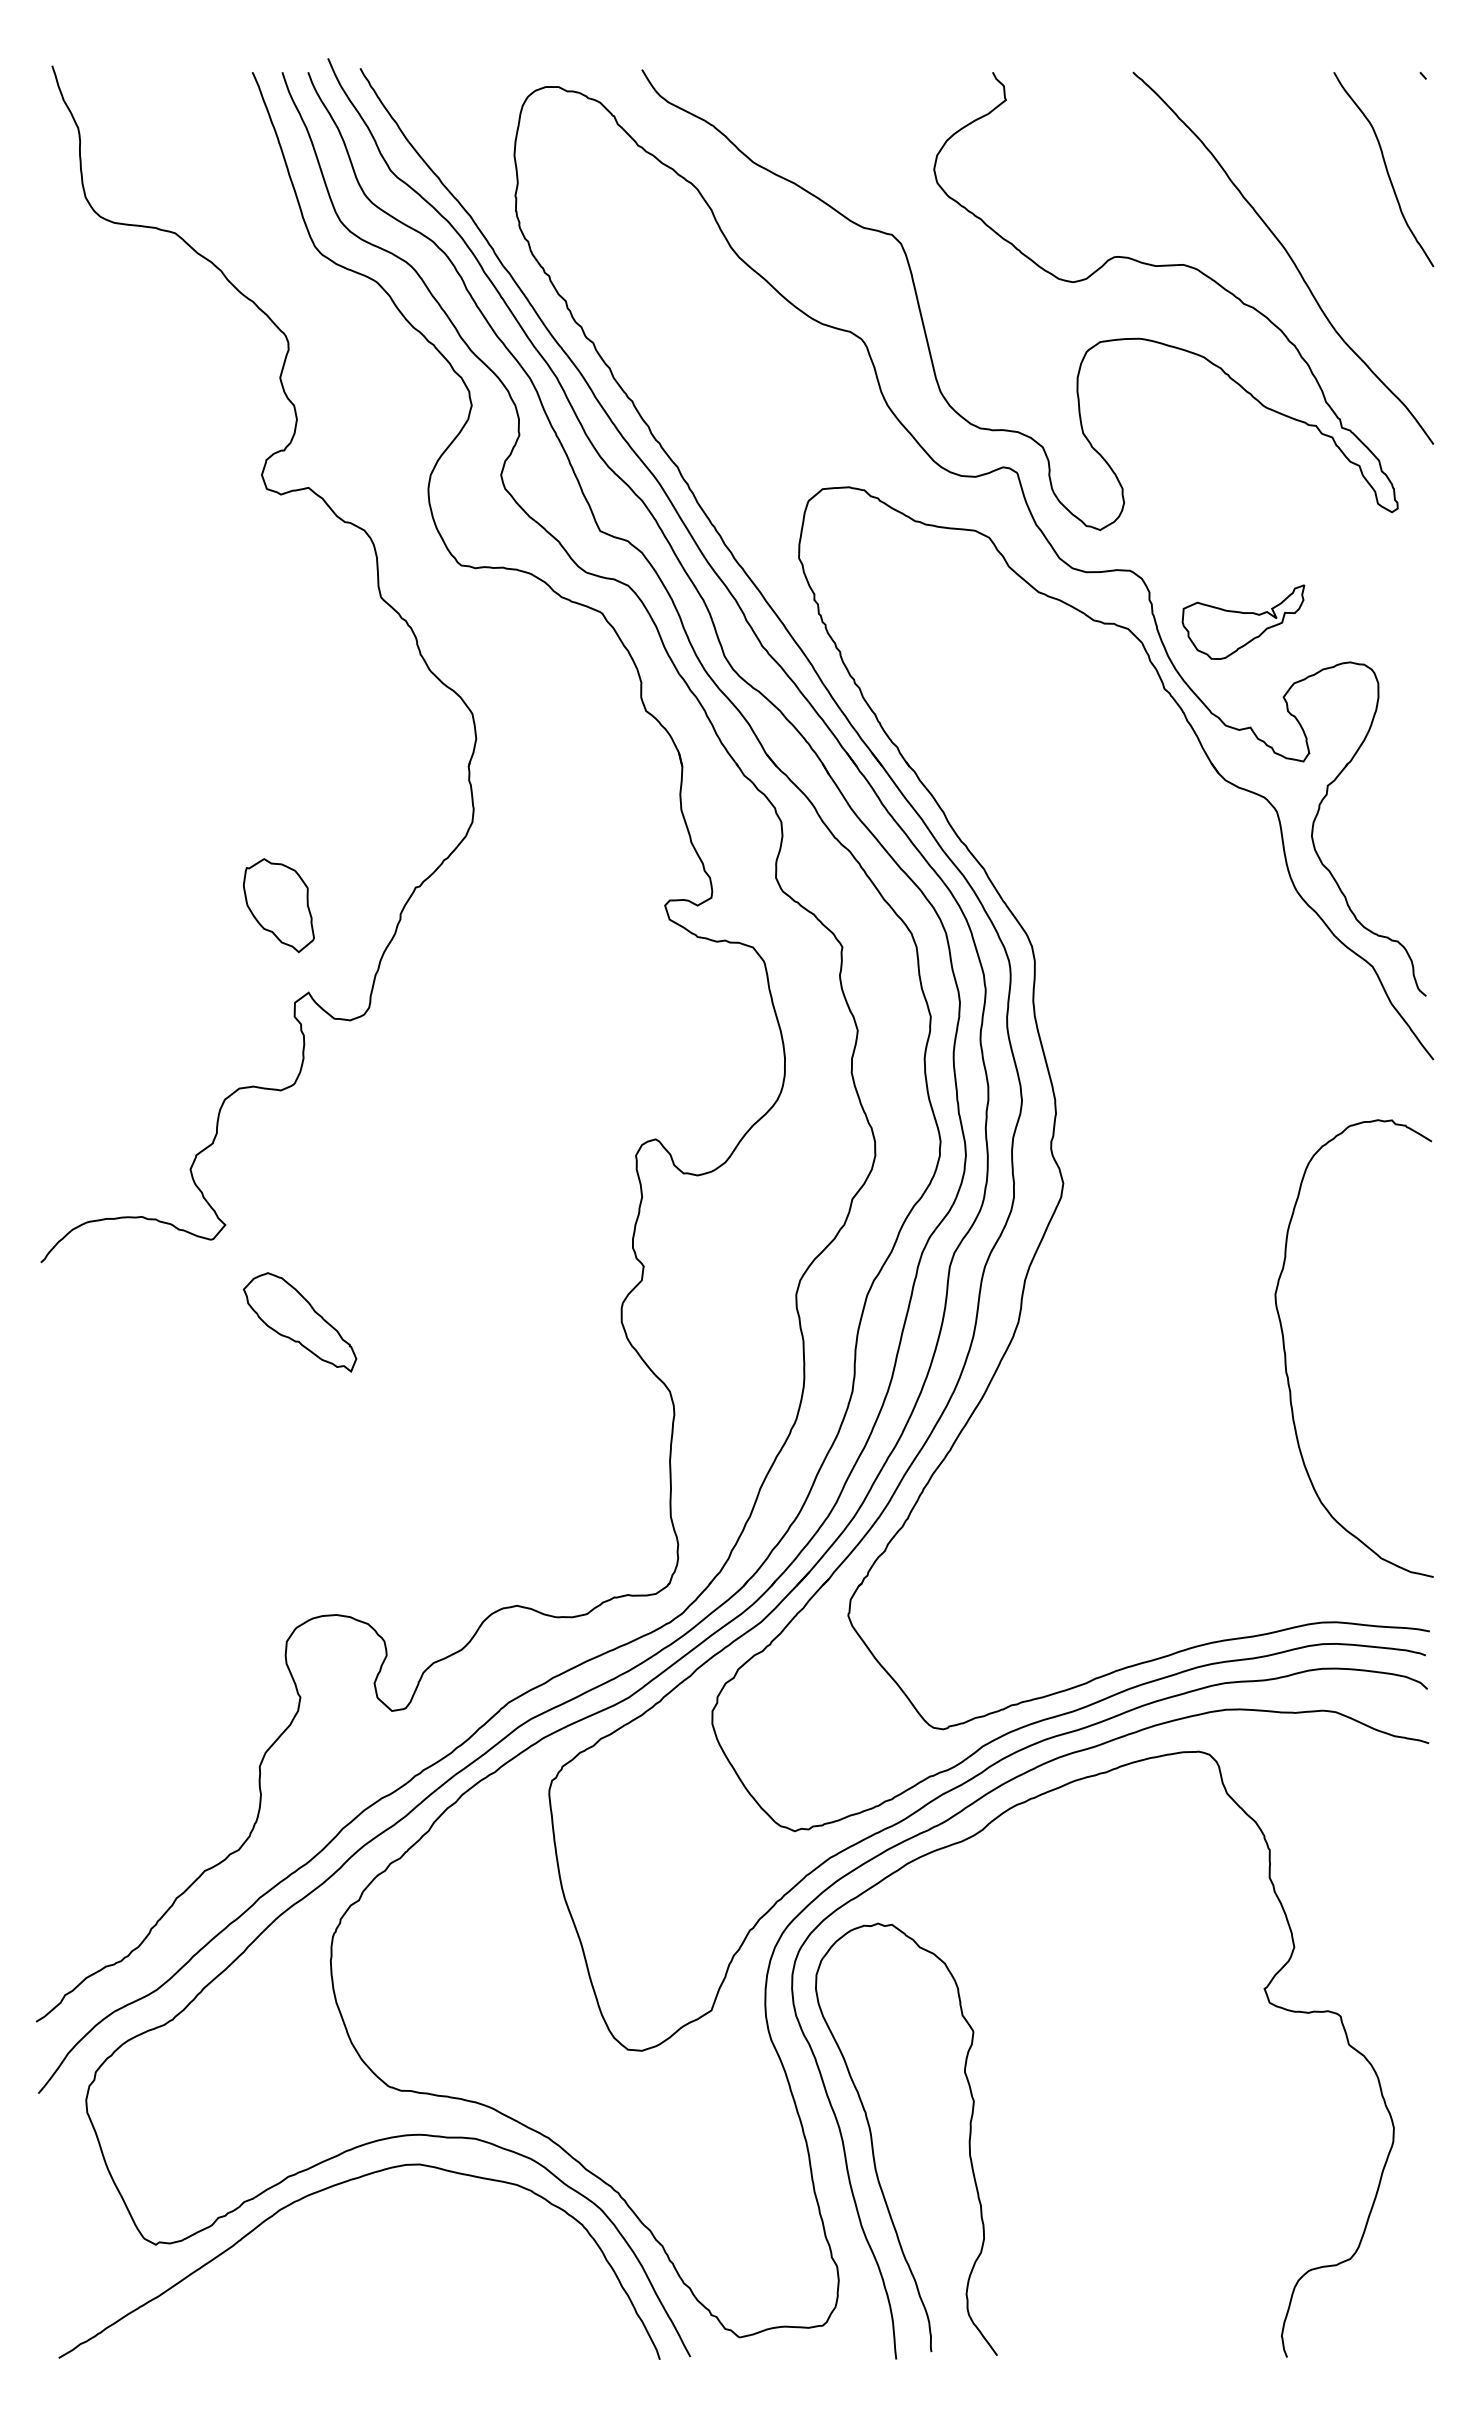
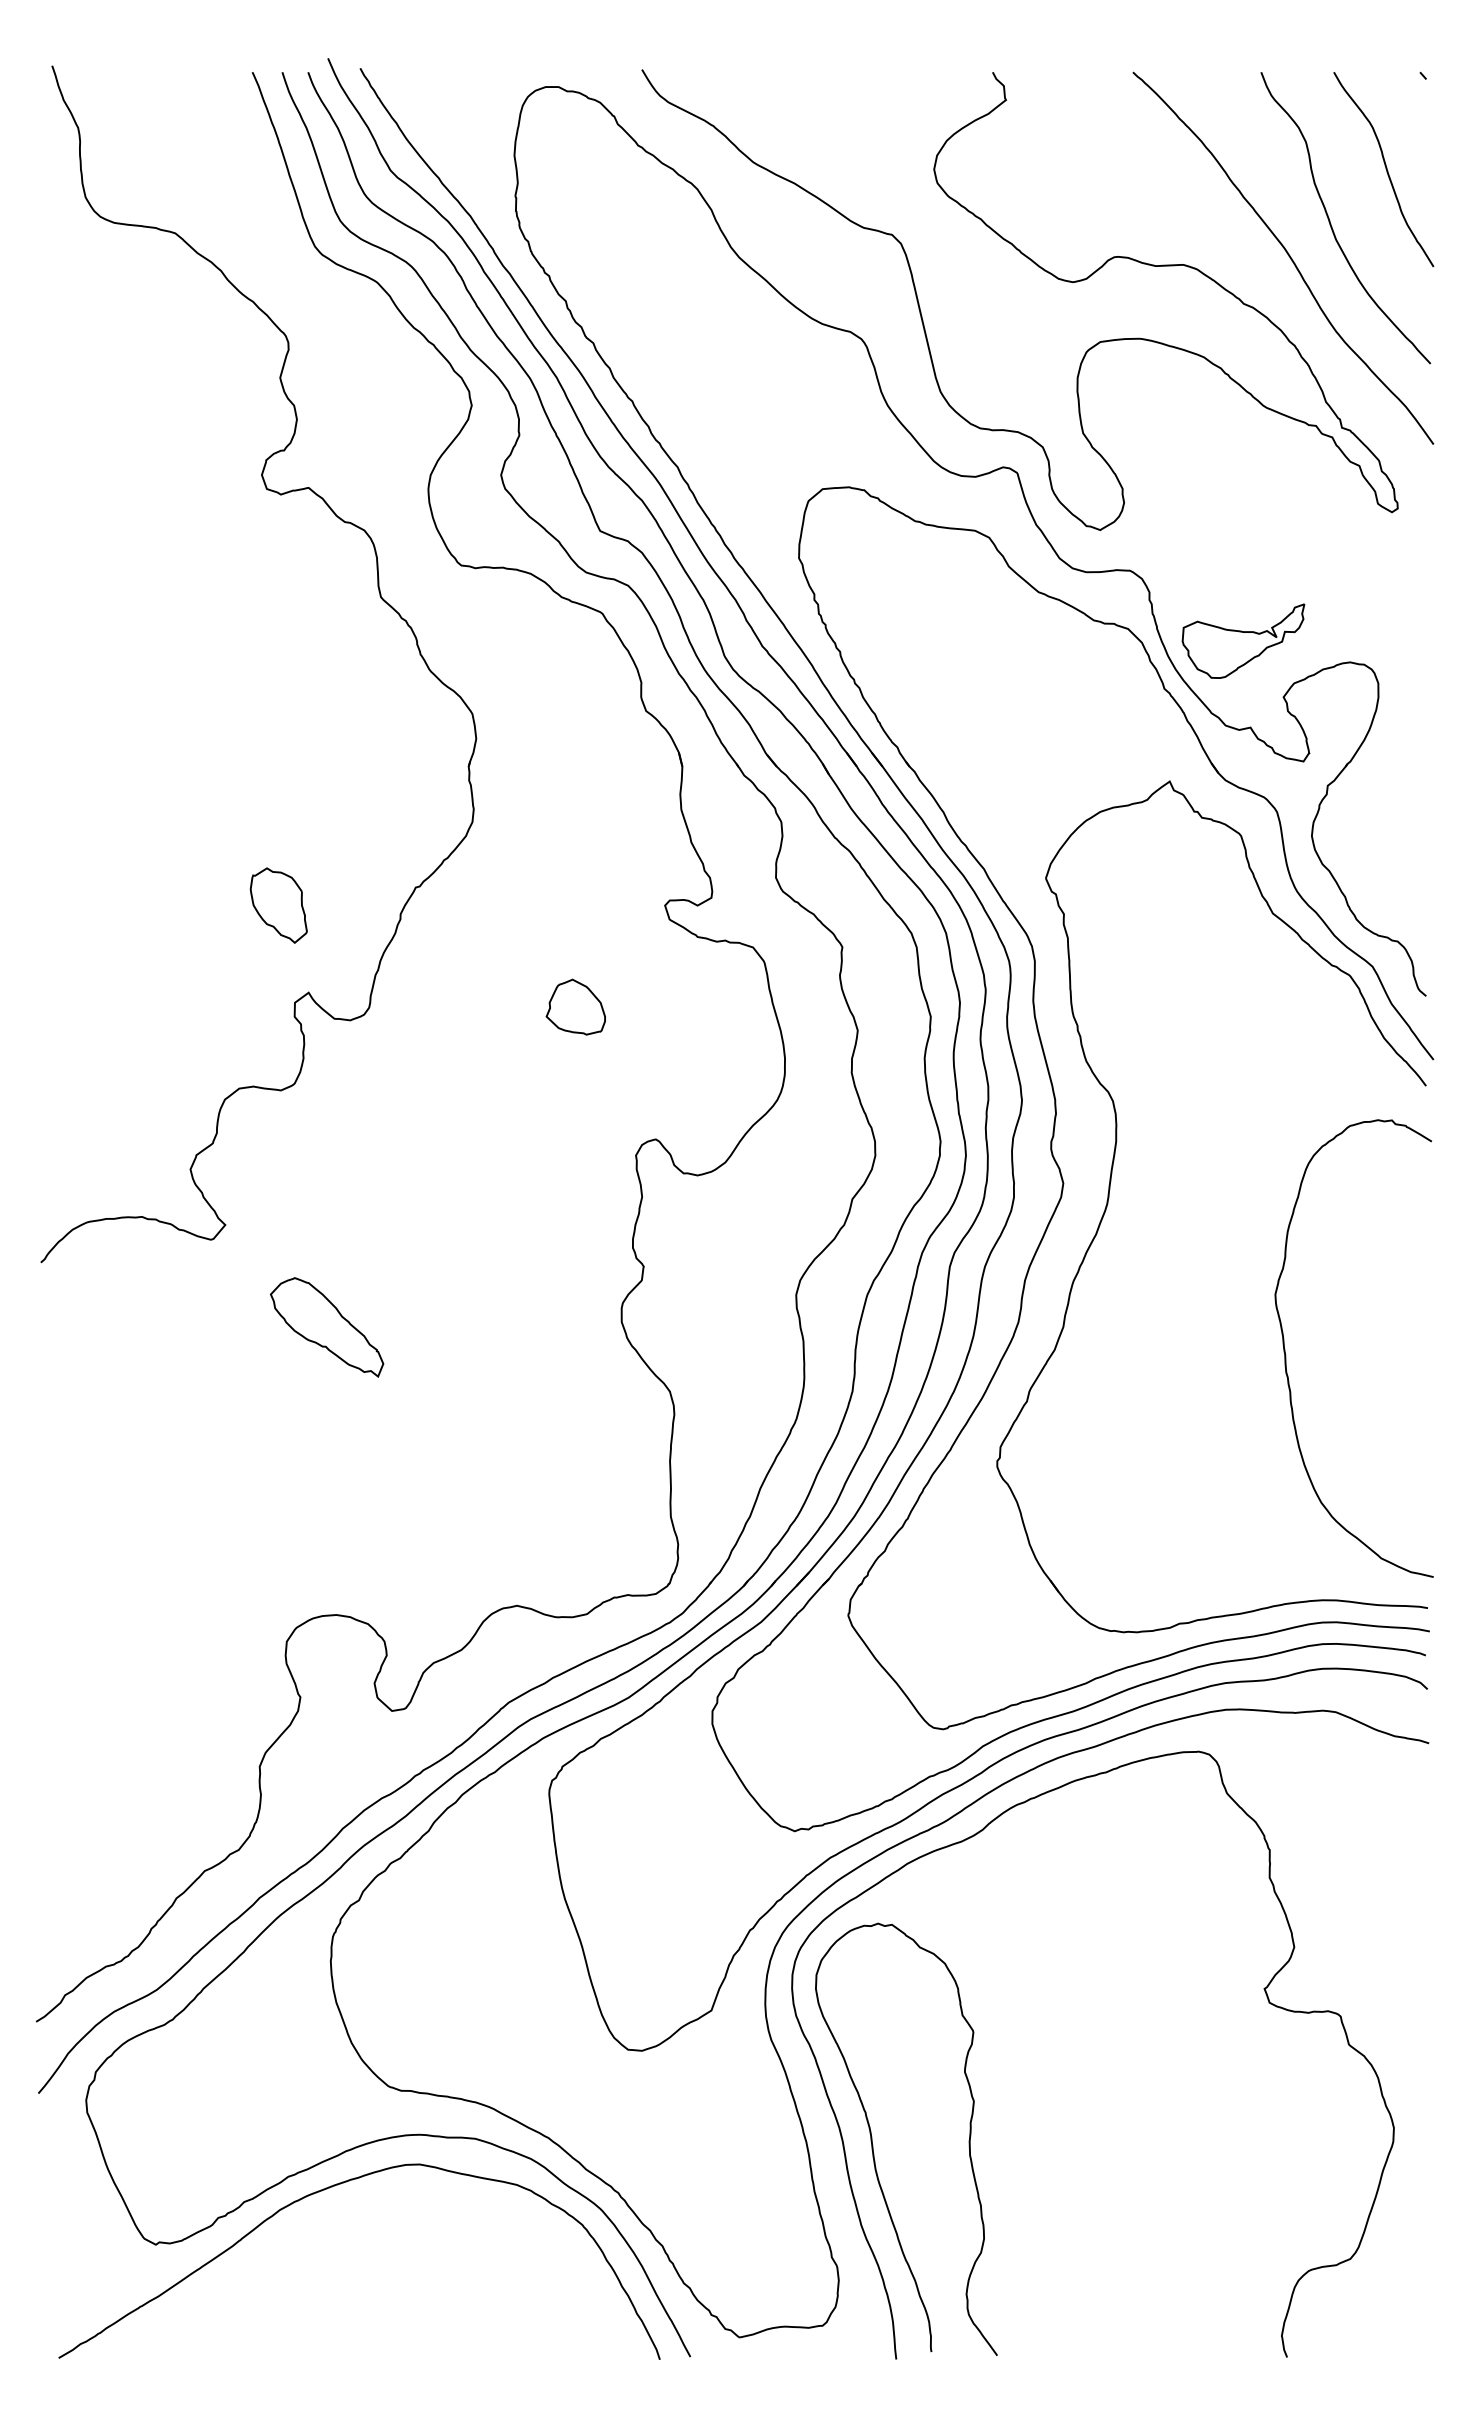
curve: none -> present (1331, 223)
part position: (1243, 621) -> (1243, 640) (1243, 640)
part size: 73x96 px -> 59x77 px (278, 905)
part: none -> present (575, 1006)
part: none -> present (1109, 1198)
part position: (300, 1322) -> (327, 1327) (327, 1327)
